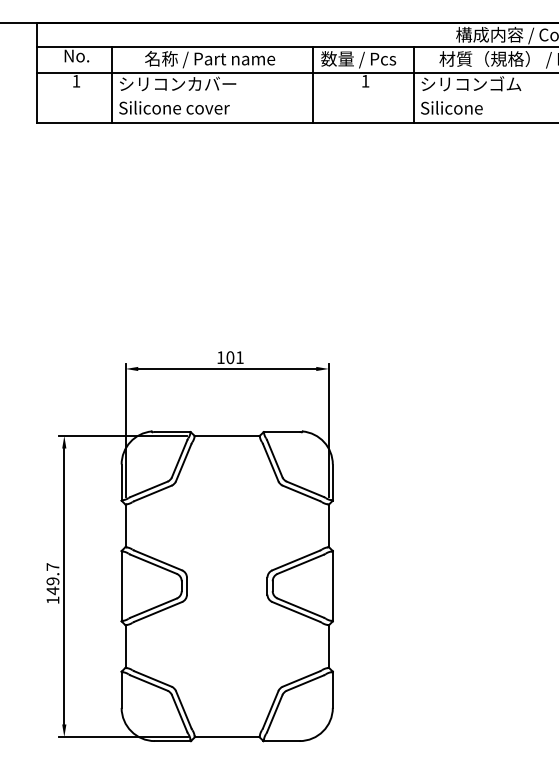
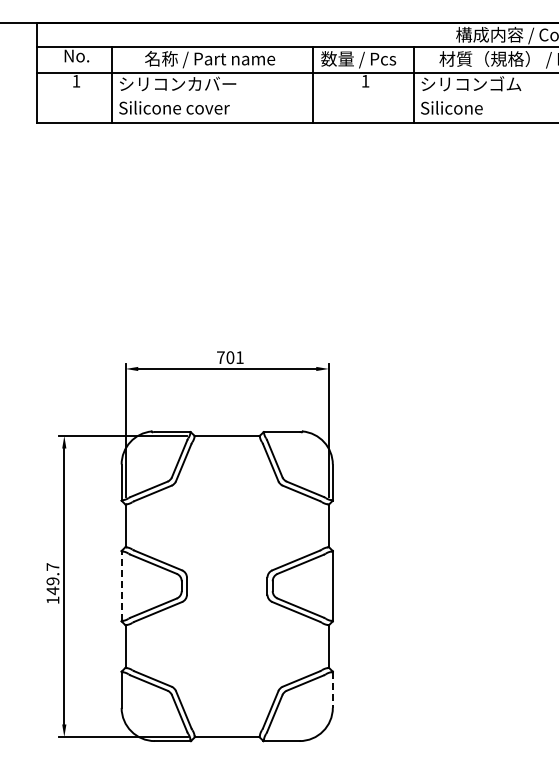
text: 101 -> 701 (220, 357)
line: solid -> dashed (121, 585)
line: solid -> dashed (332, 690)
